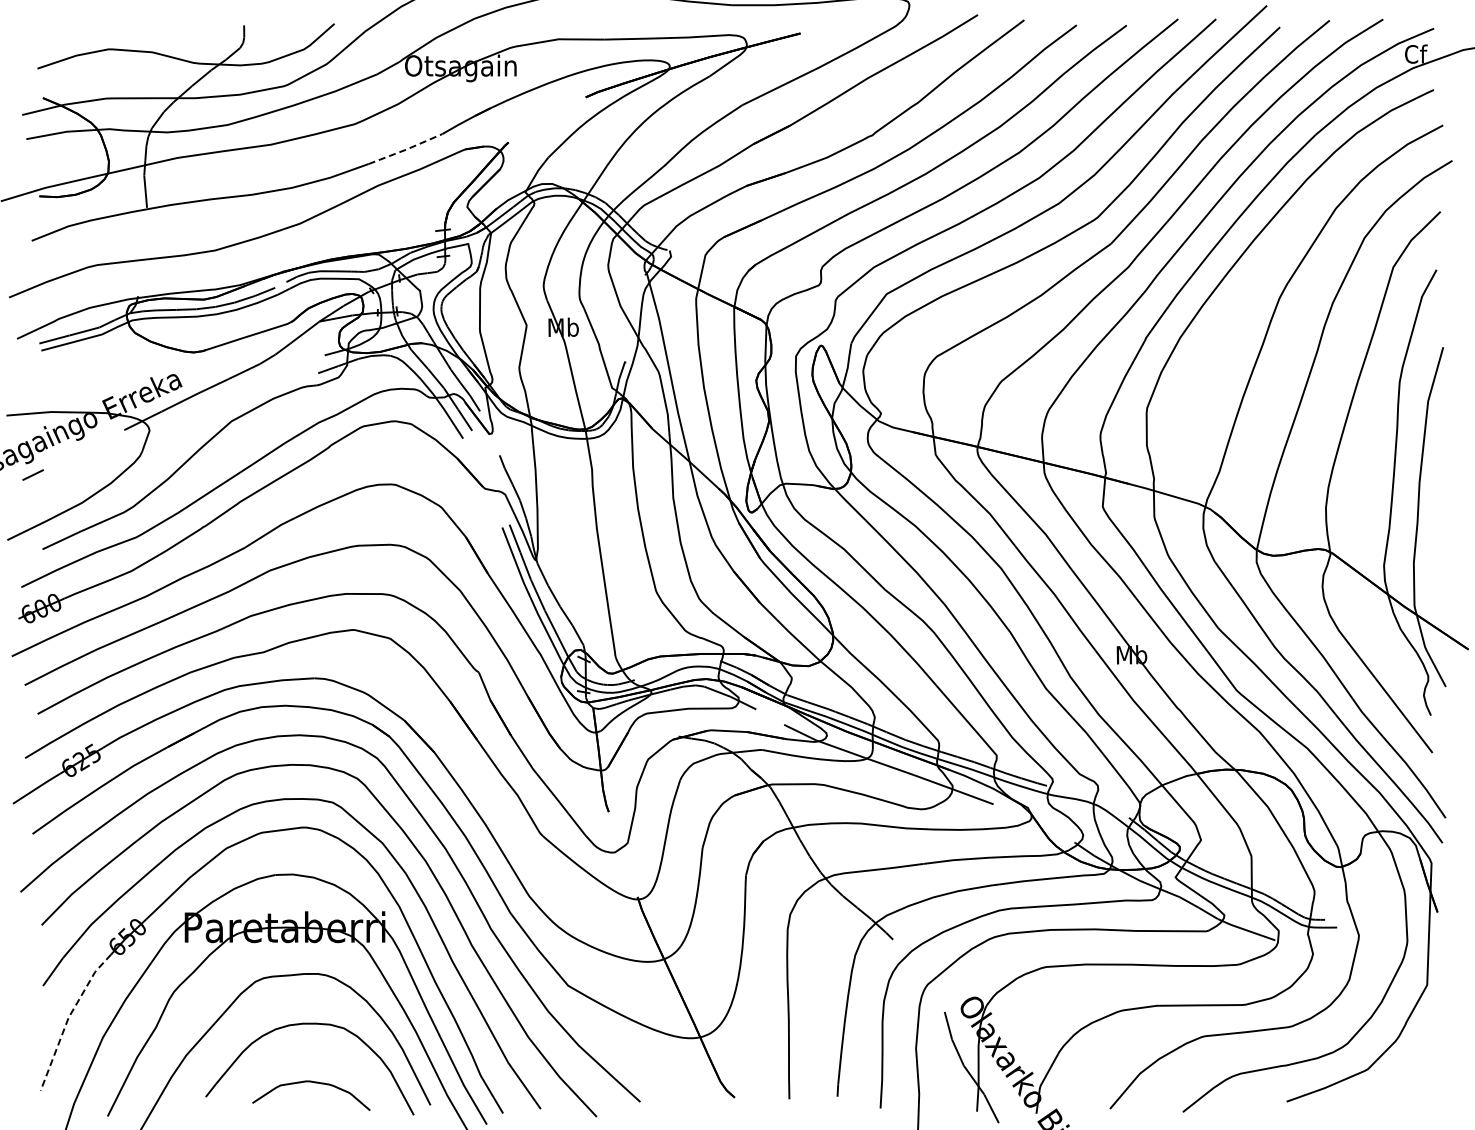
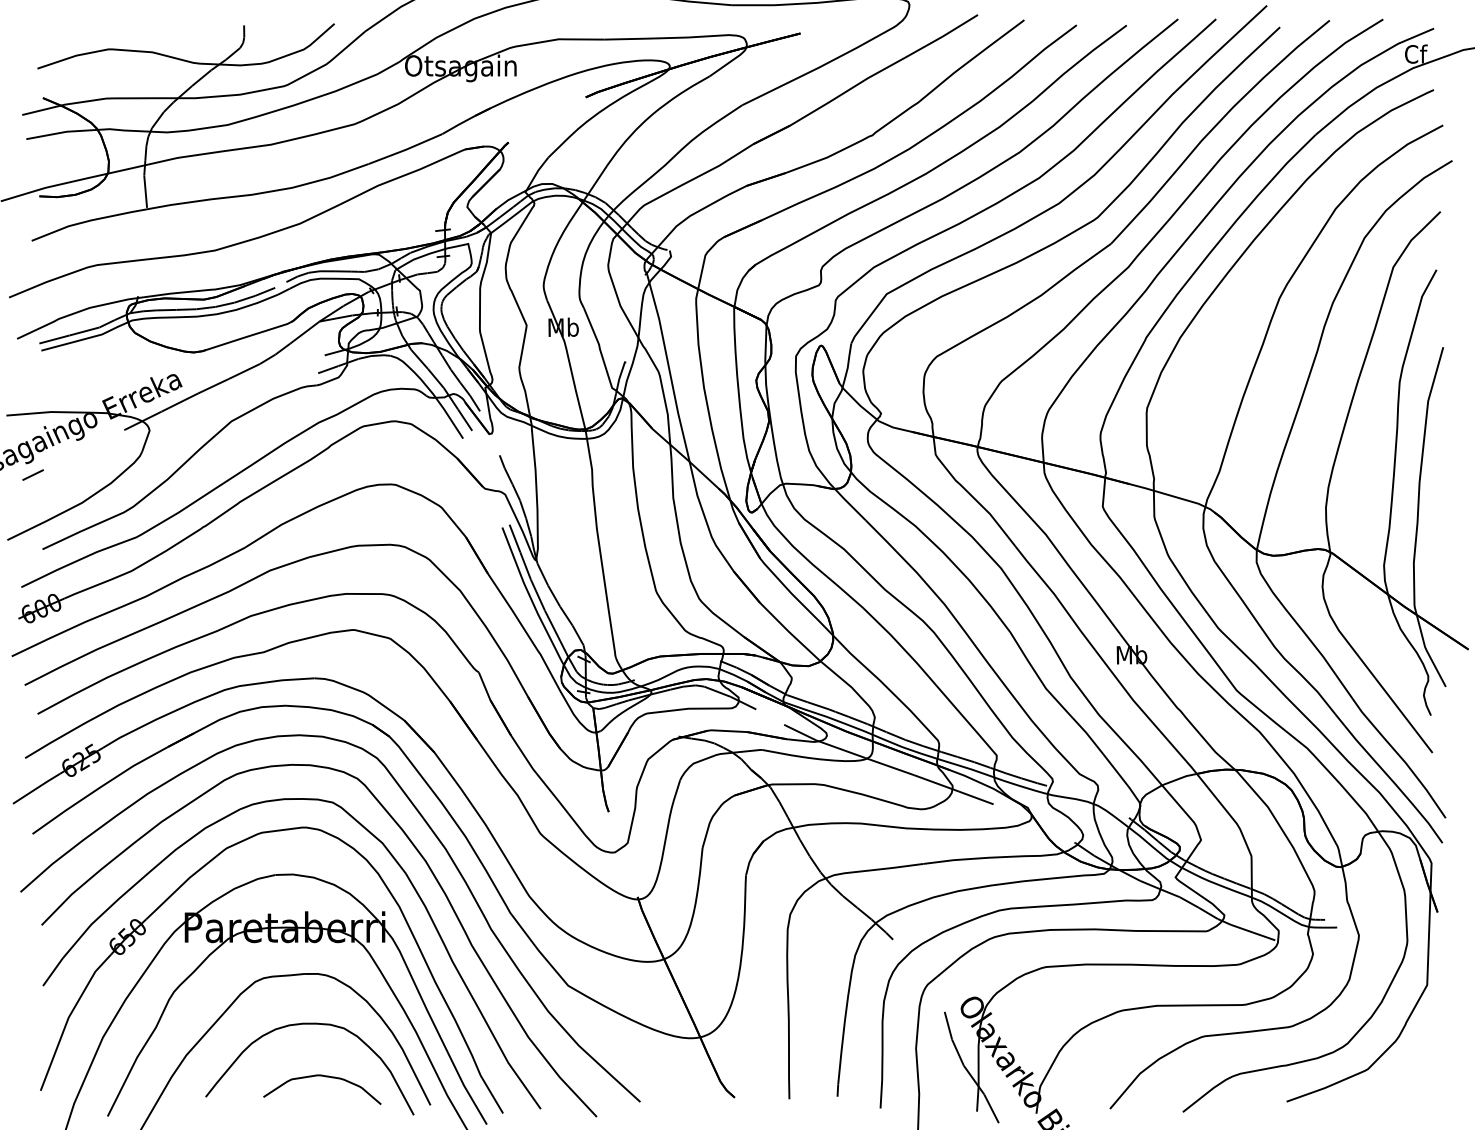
line: dashed -> solid (406, 149)
line: dashed -> solid (68, 1017)
curve position: (314, 1083) -> (325, 1077) (325, 1077)
